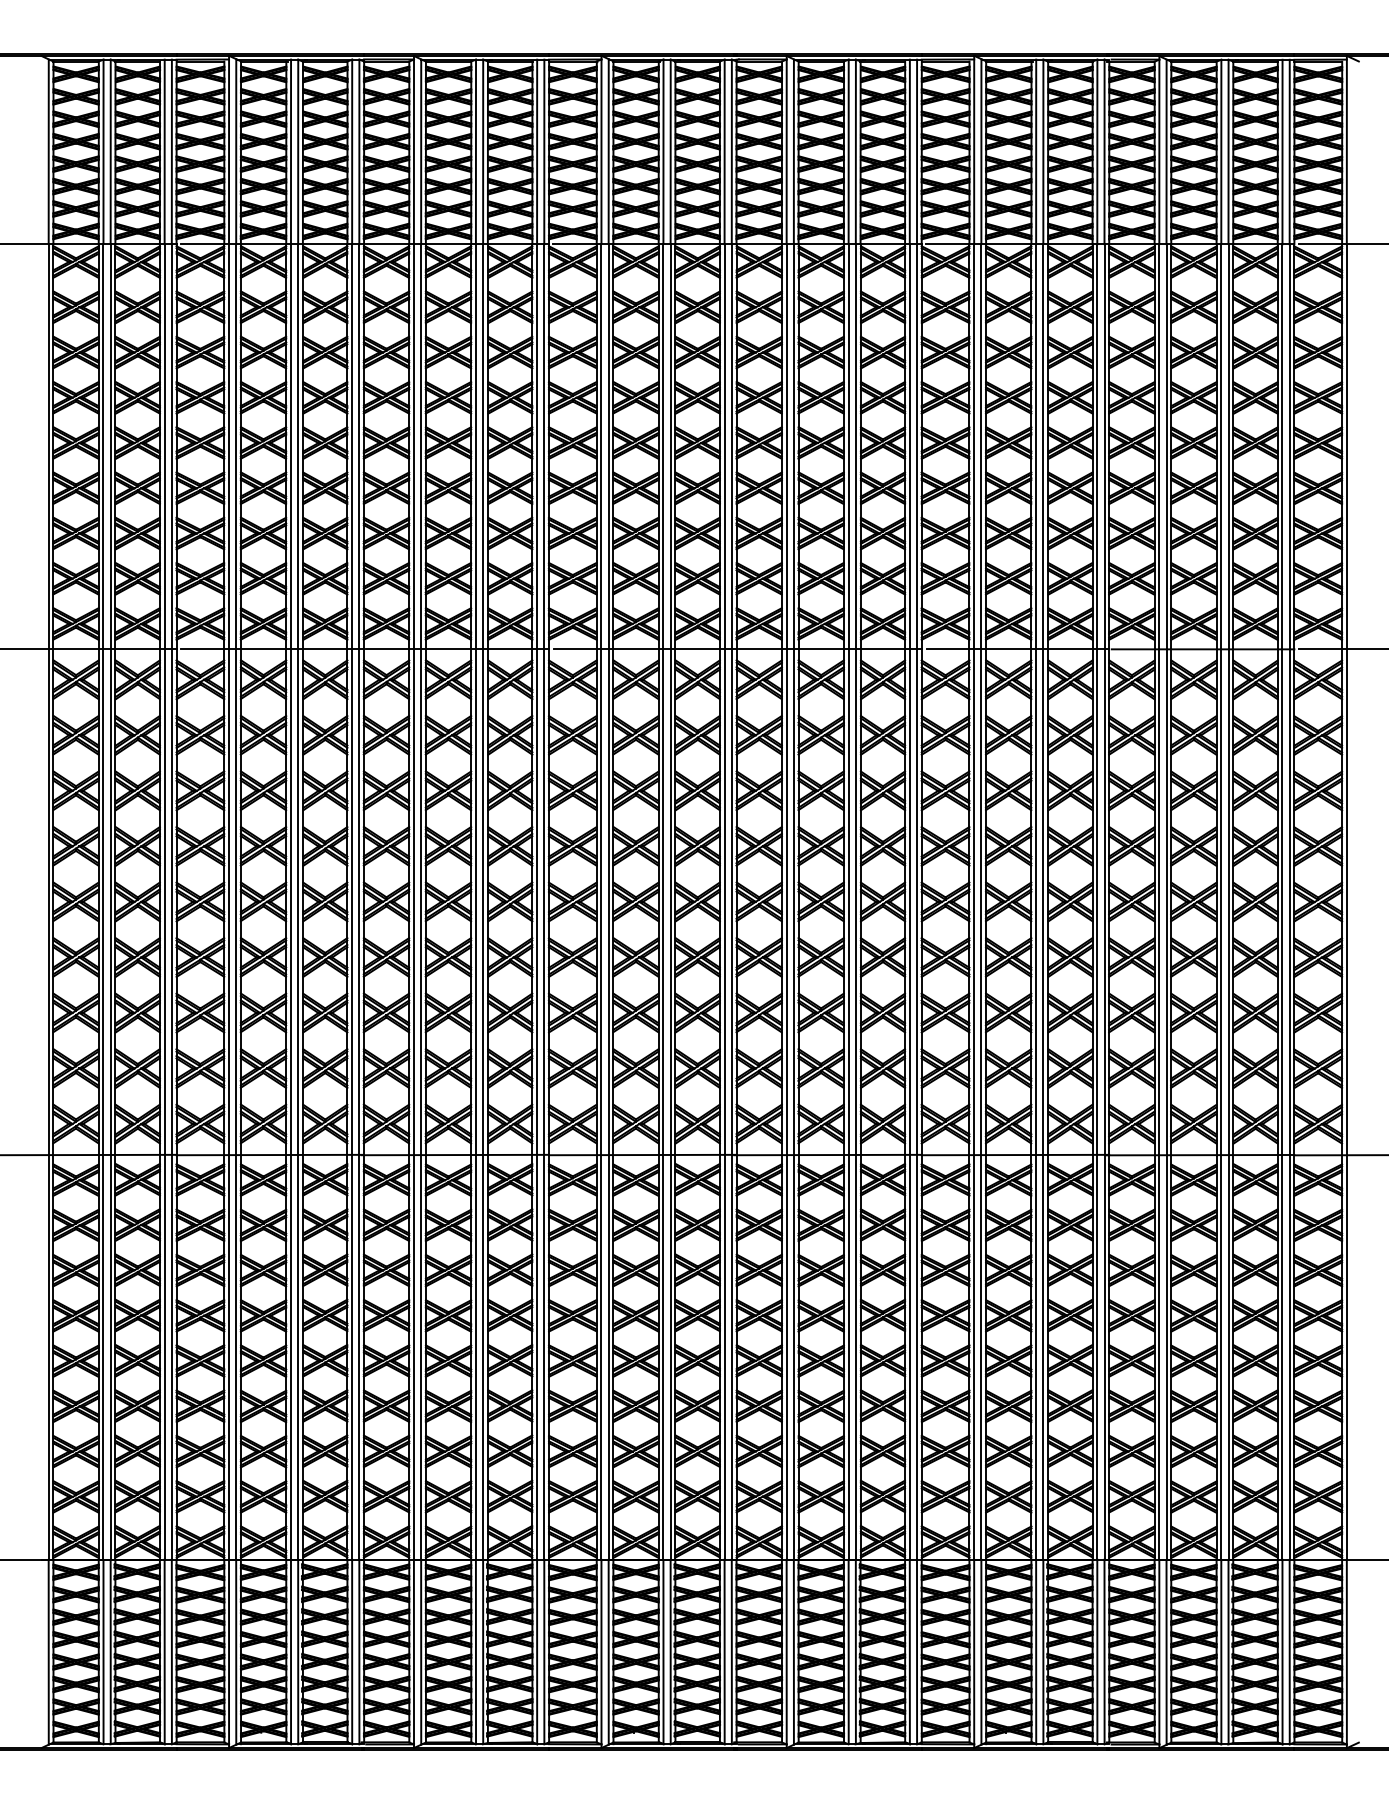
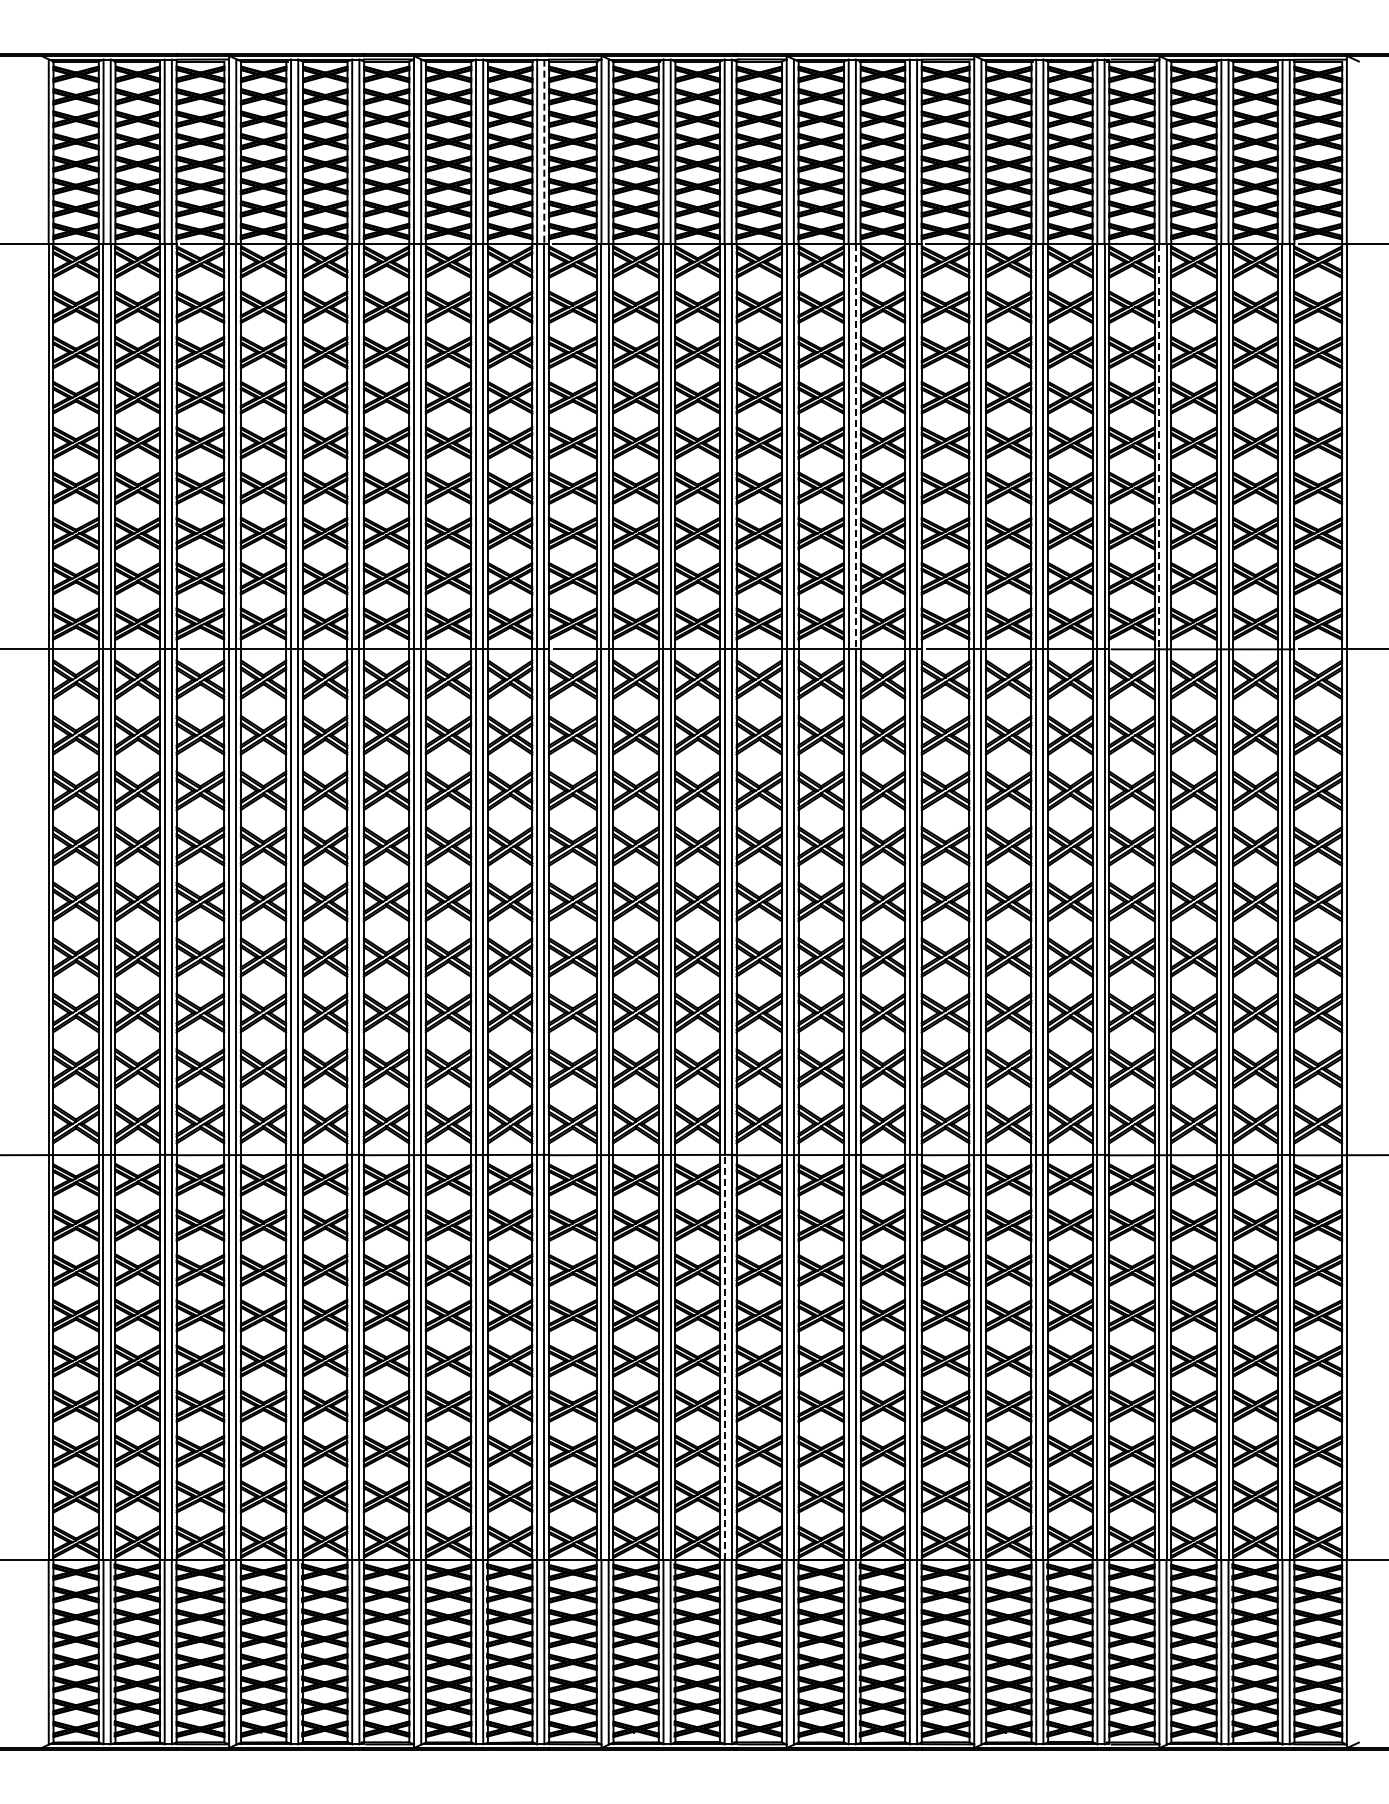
line: solid -> dashed (544, 152)
line: solid -> dashed (855, 446)
line: solid -> dashed (1159, 446)
line: solid -> dashed (724, 1357)
